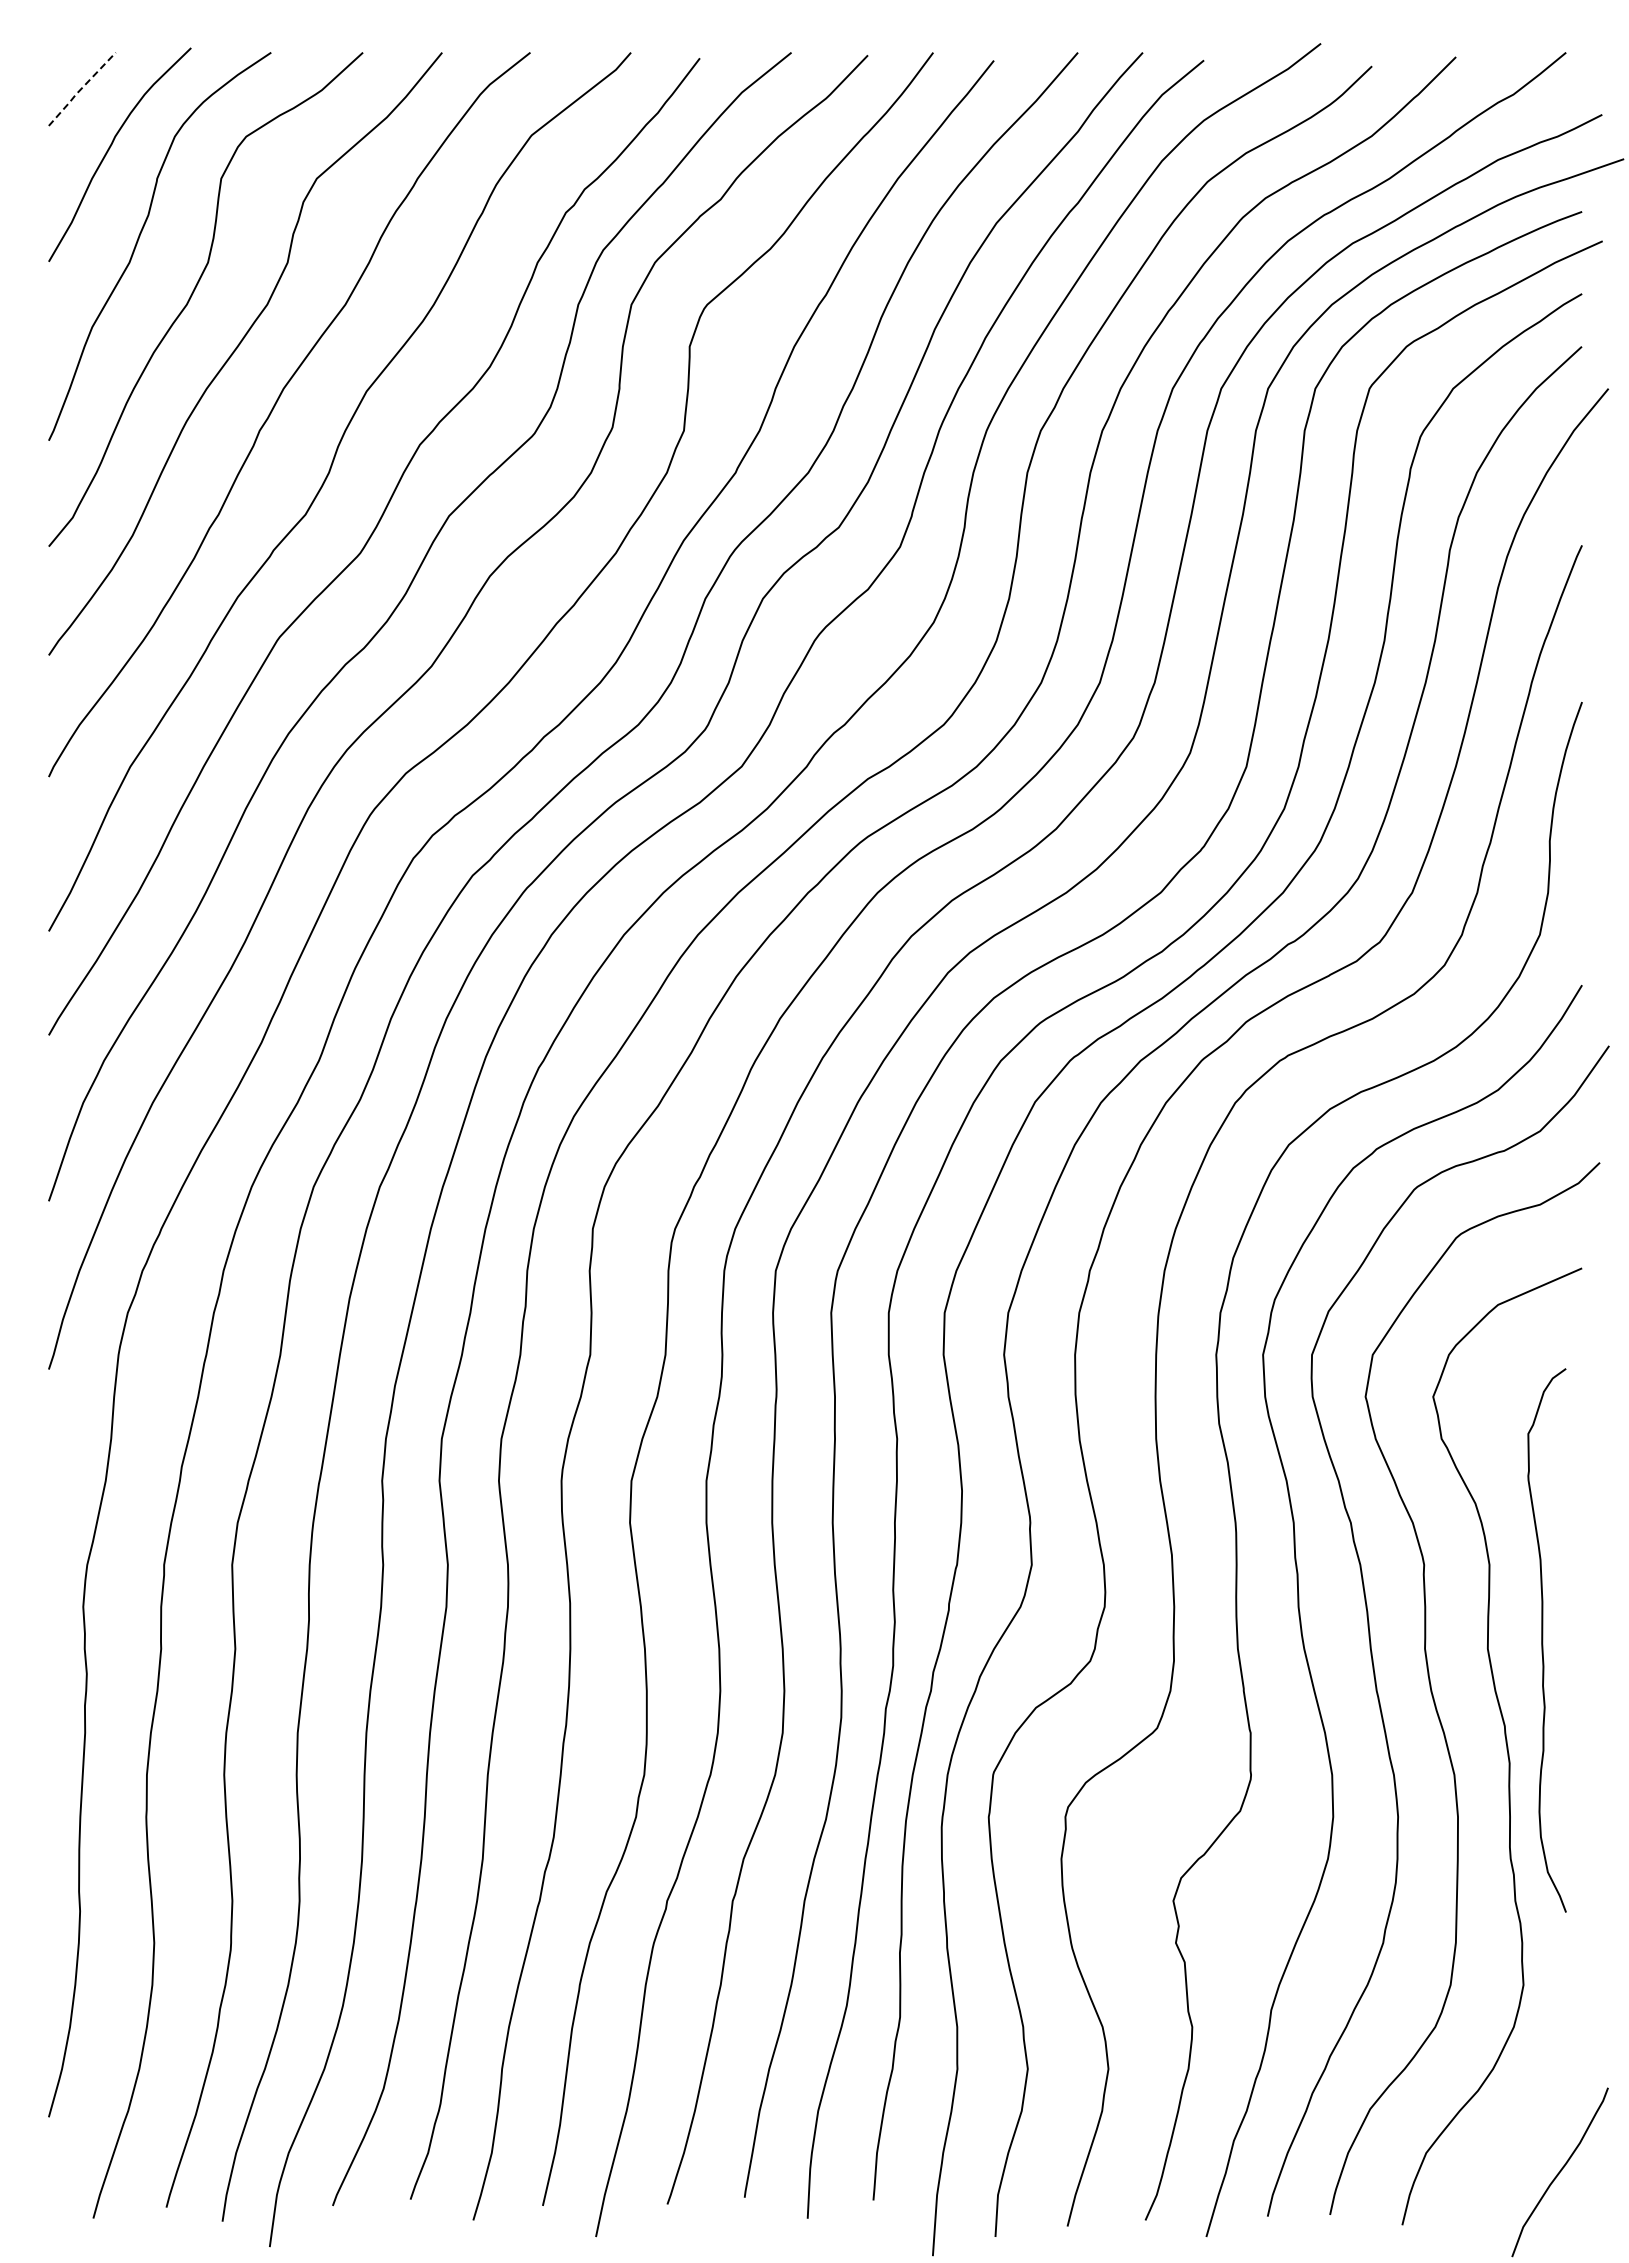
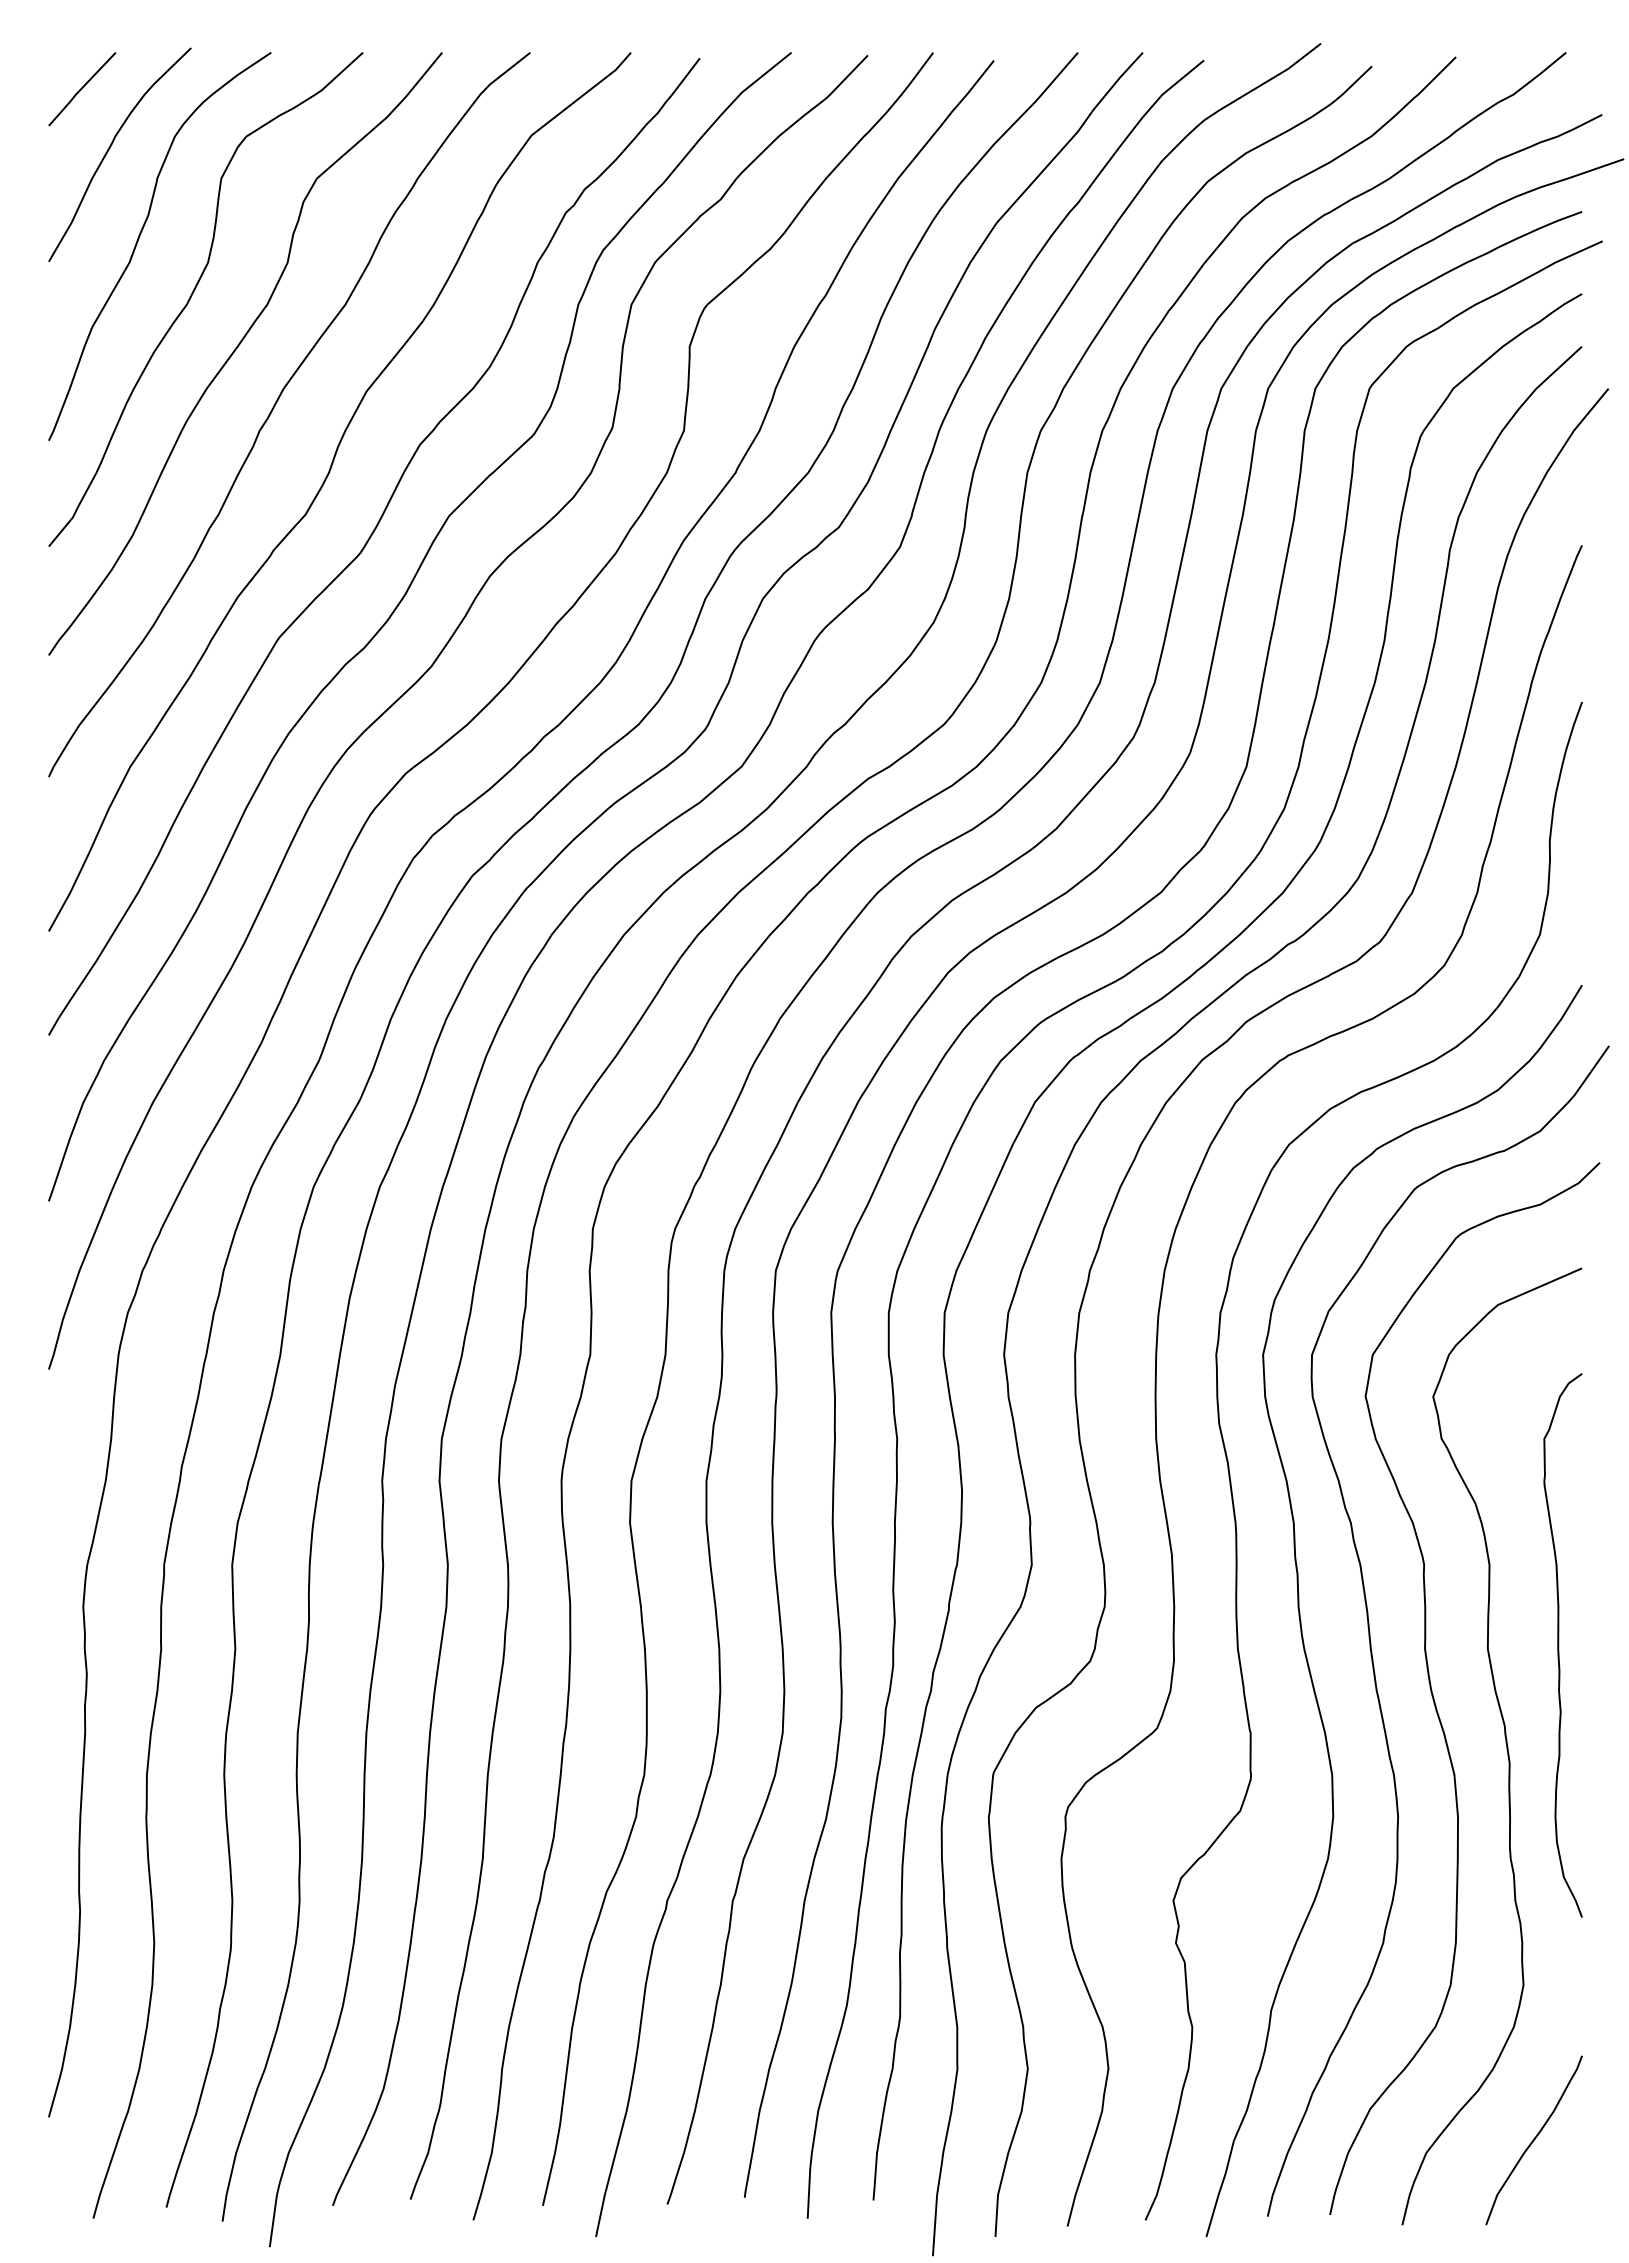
line: dashed -> solid (80, 89)
curve position: (1543, 1640) -> (1559, 1645) (1559, 1645)
curve position: (1559, 2172) -> (1533, 2140) (1533, 2140)
